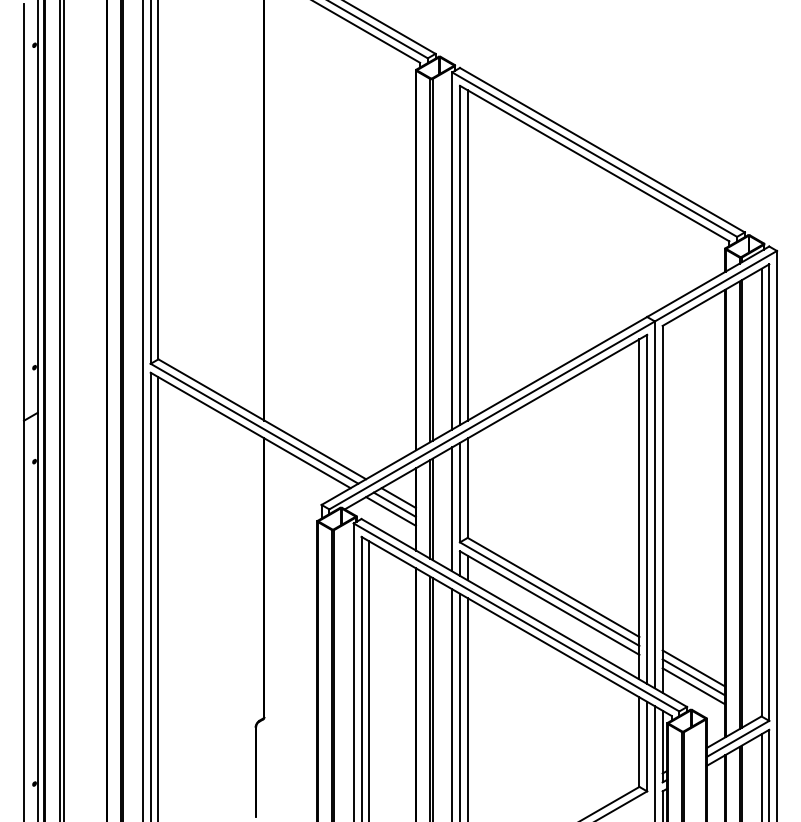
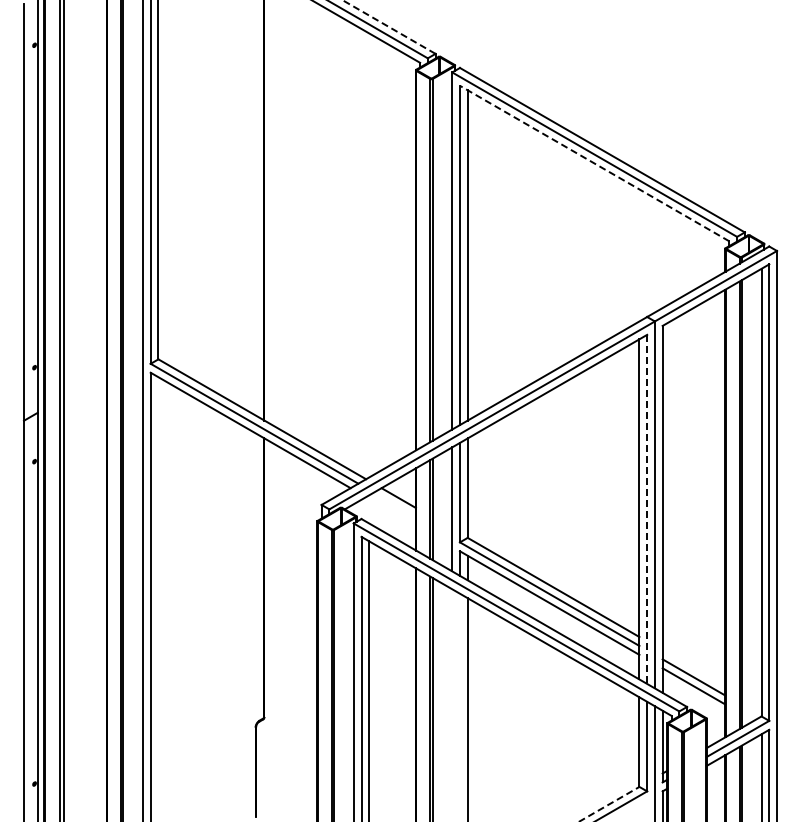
line: solid -> dashed (388, 26)
line: solid -> dashed (594, 163)
line: present -> none (394, 504)
line: solid -> dashed (647, 509)
line: present -> none (390, 511)
line: present -> none (158, 597)
line: present -> none (693, 668)
line: present -> none (452, 703)
line: present -> none (459, 705)
line: solid -> dashed (609, 804)
